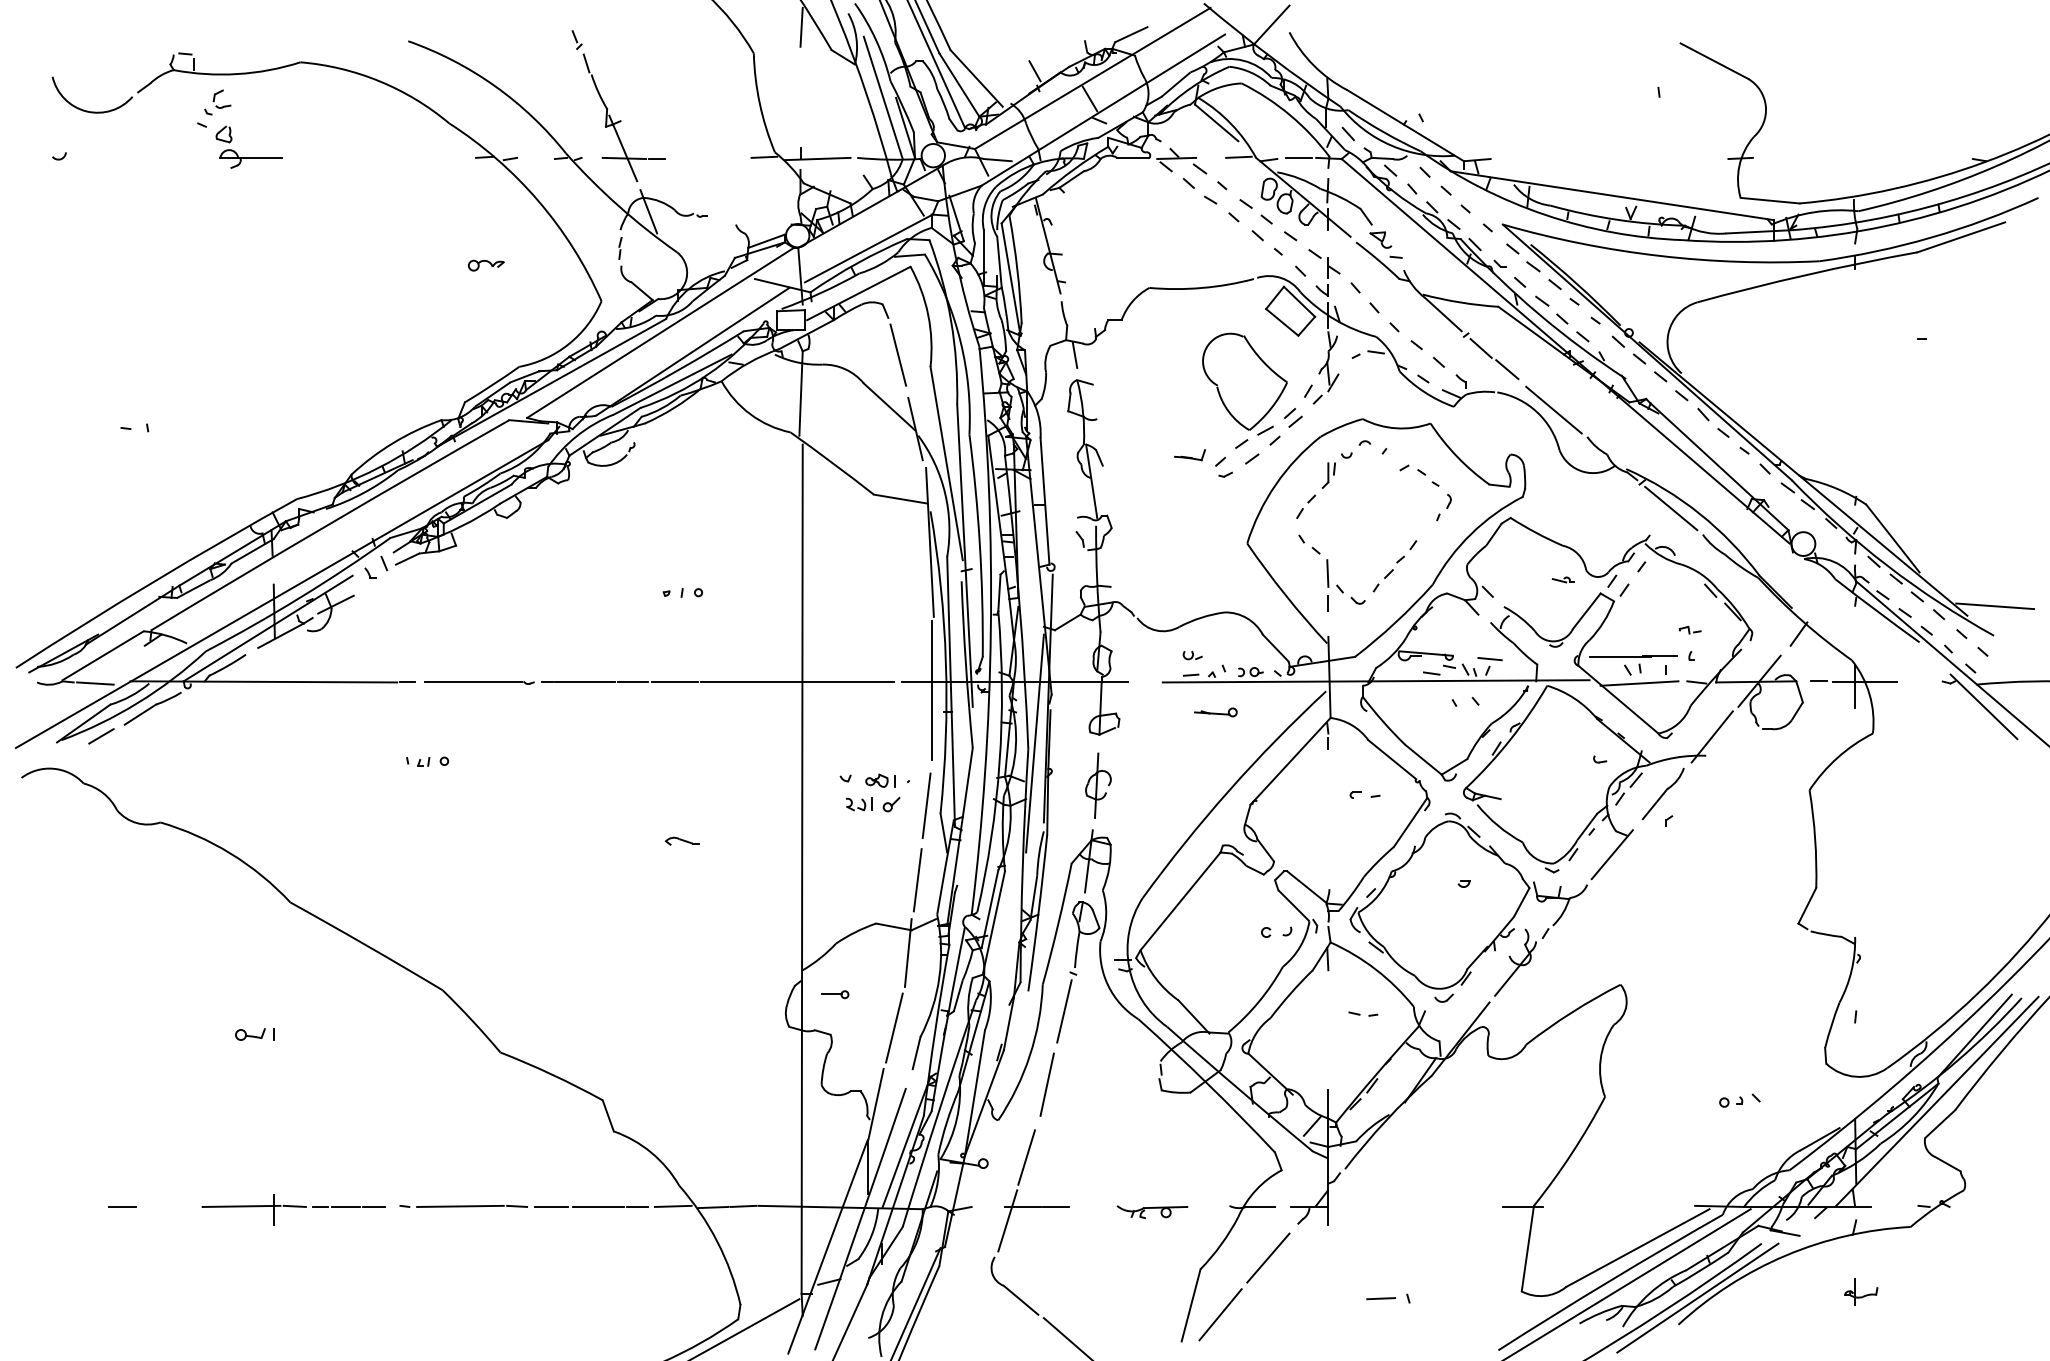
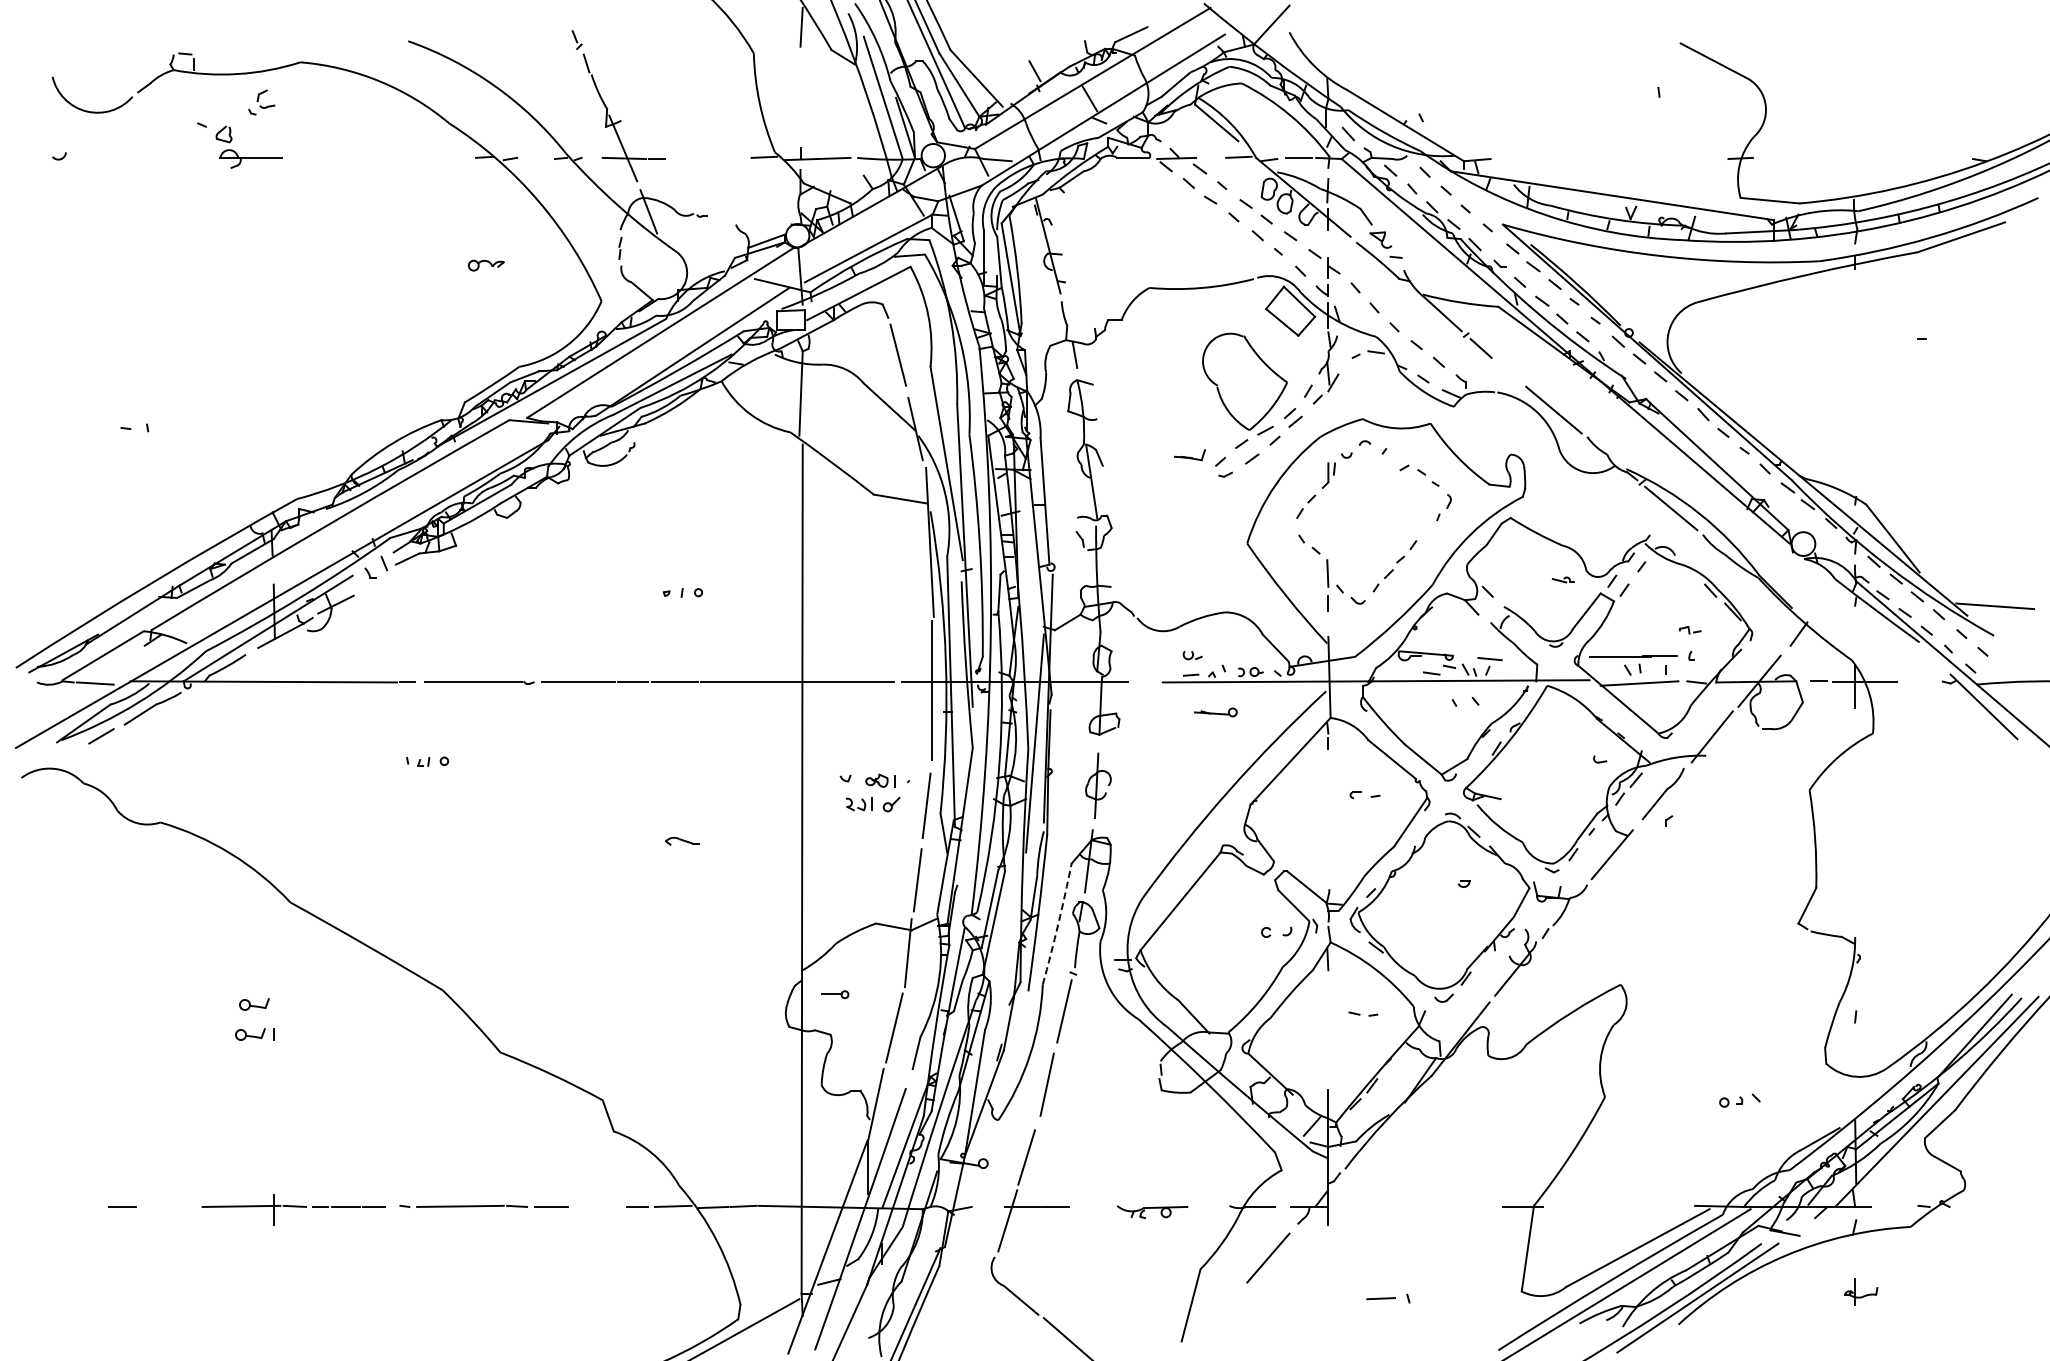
part position: (217, 102) -> (261, 102) (261, 102)
line: present -> none (1507, 369)
arc: solid -> dashed (1058, 924)
part: none -> present (254, 1004)
line: present -> none (597, 1206)
line: present -> none (1220, 1314)
